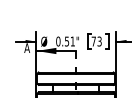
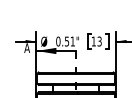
text: 73 -> 13 (93, 41)
